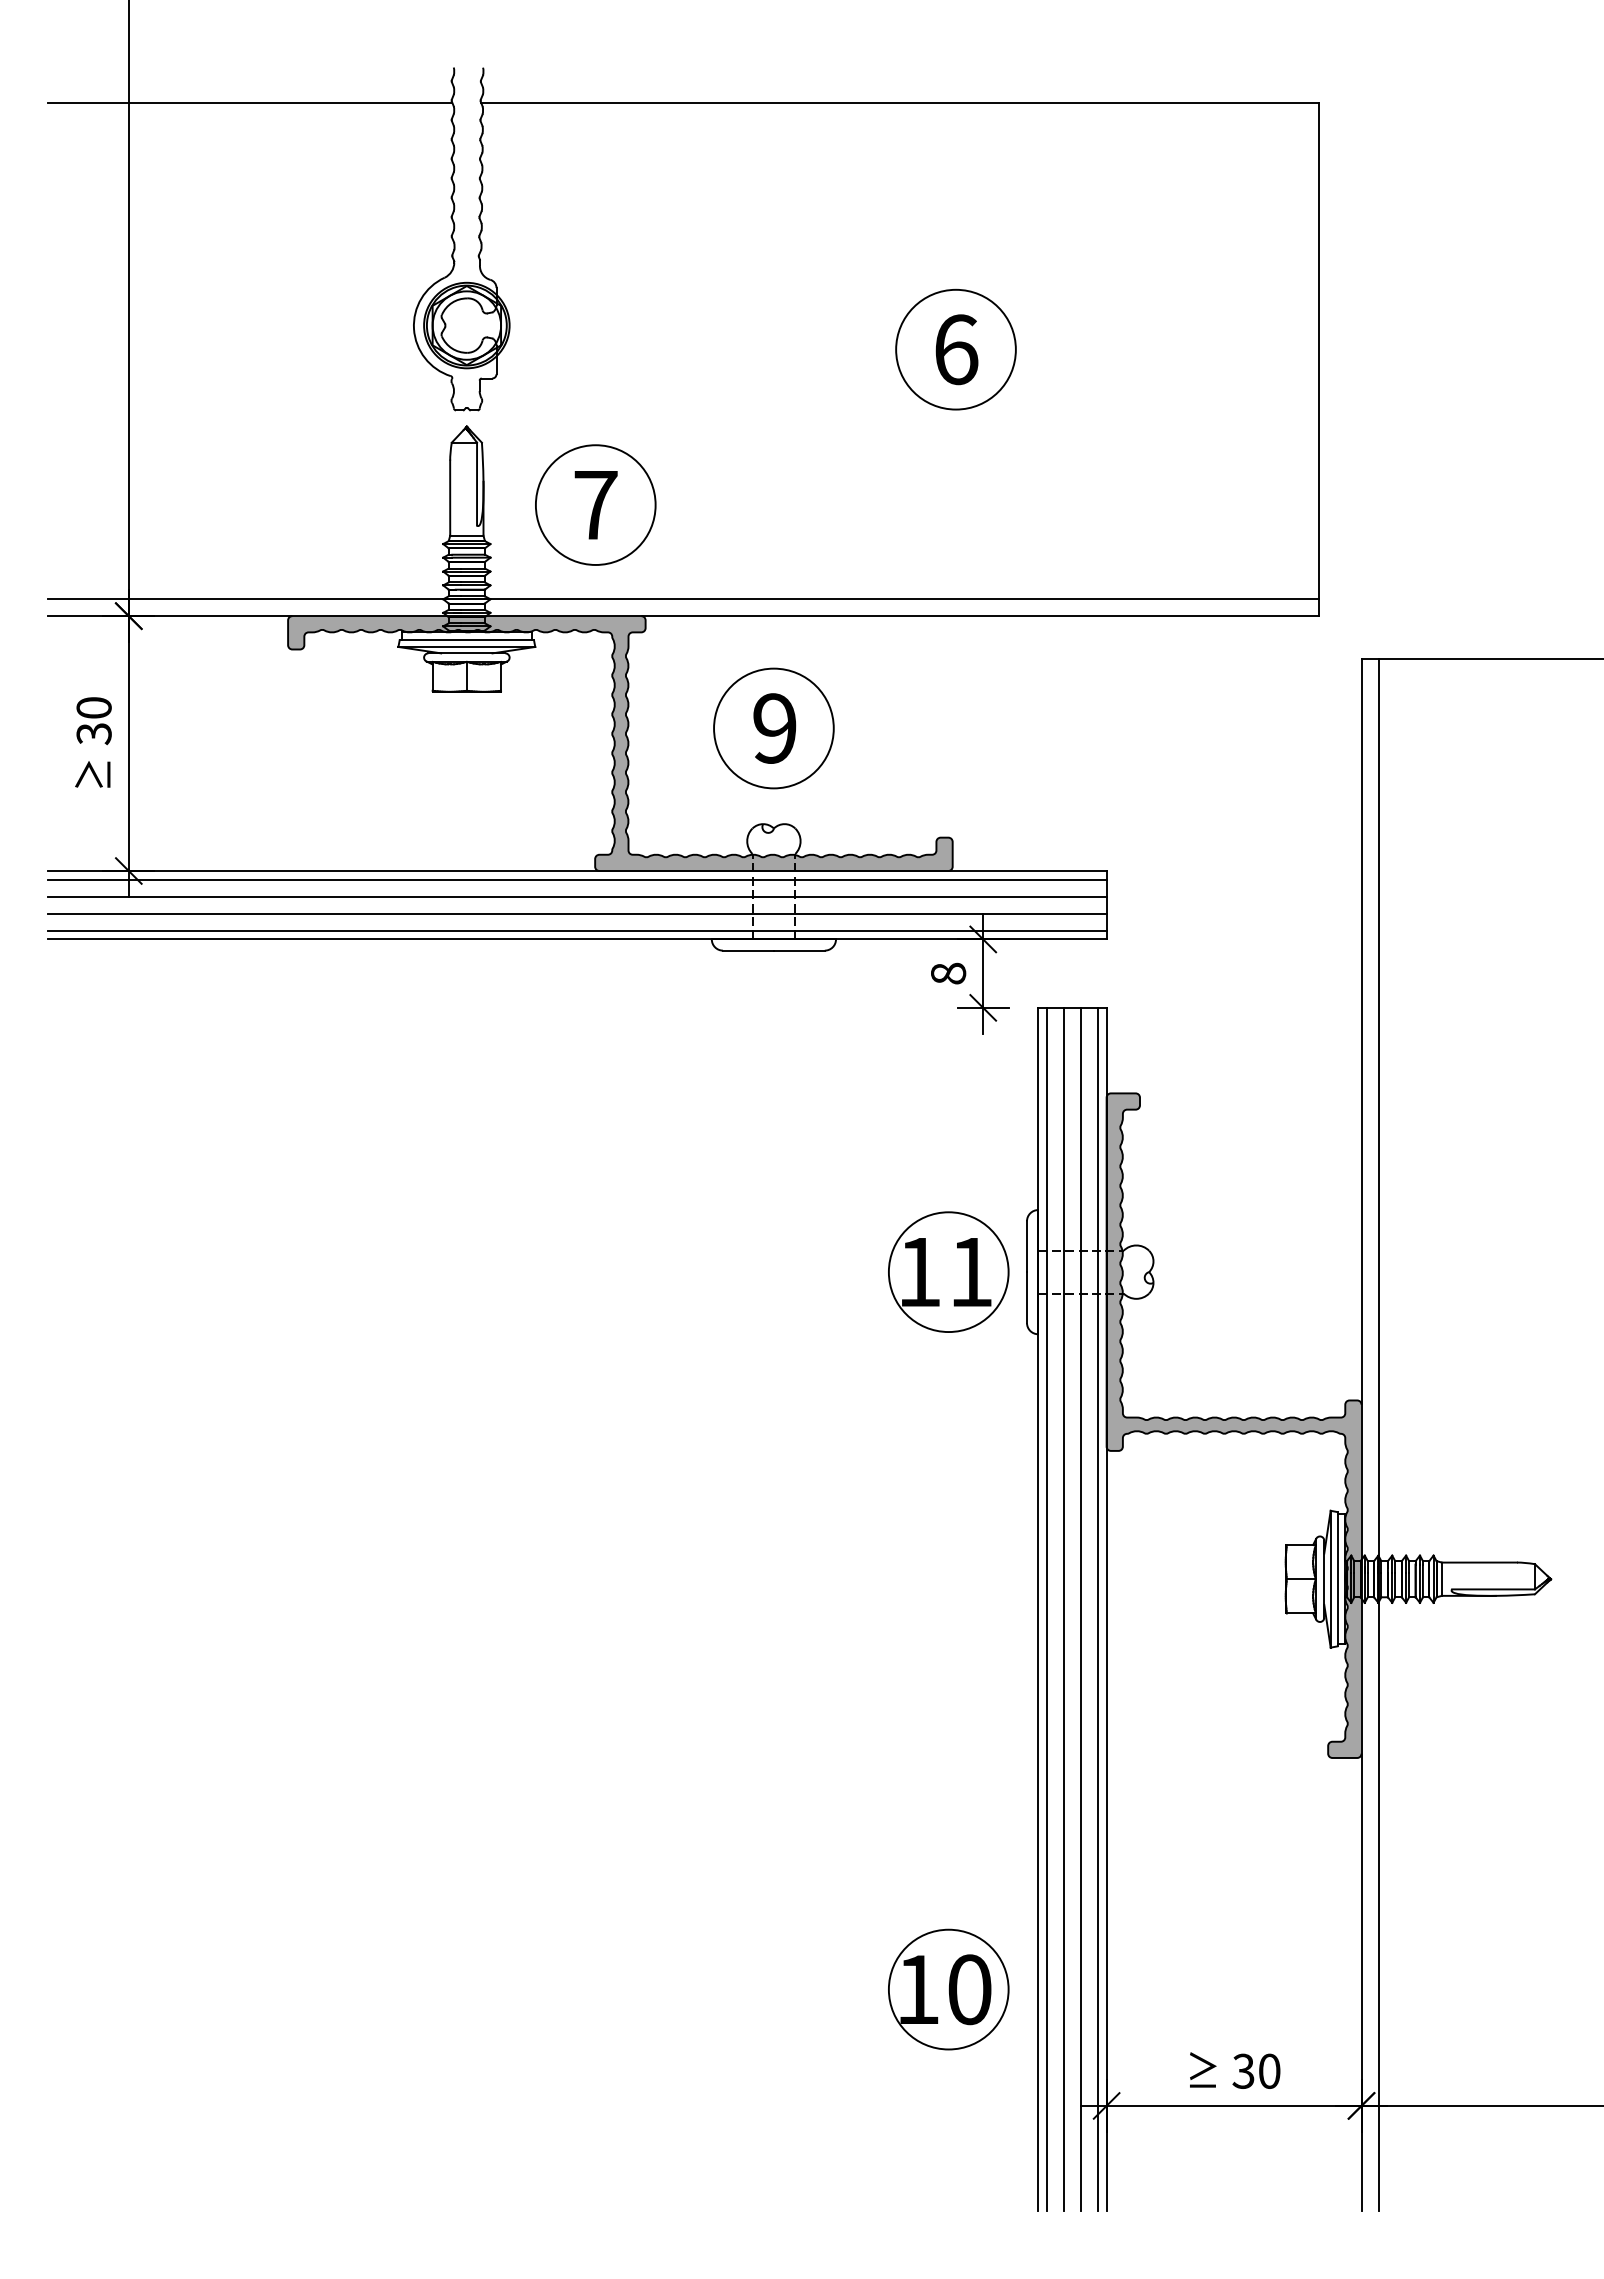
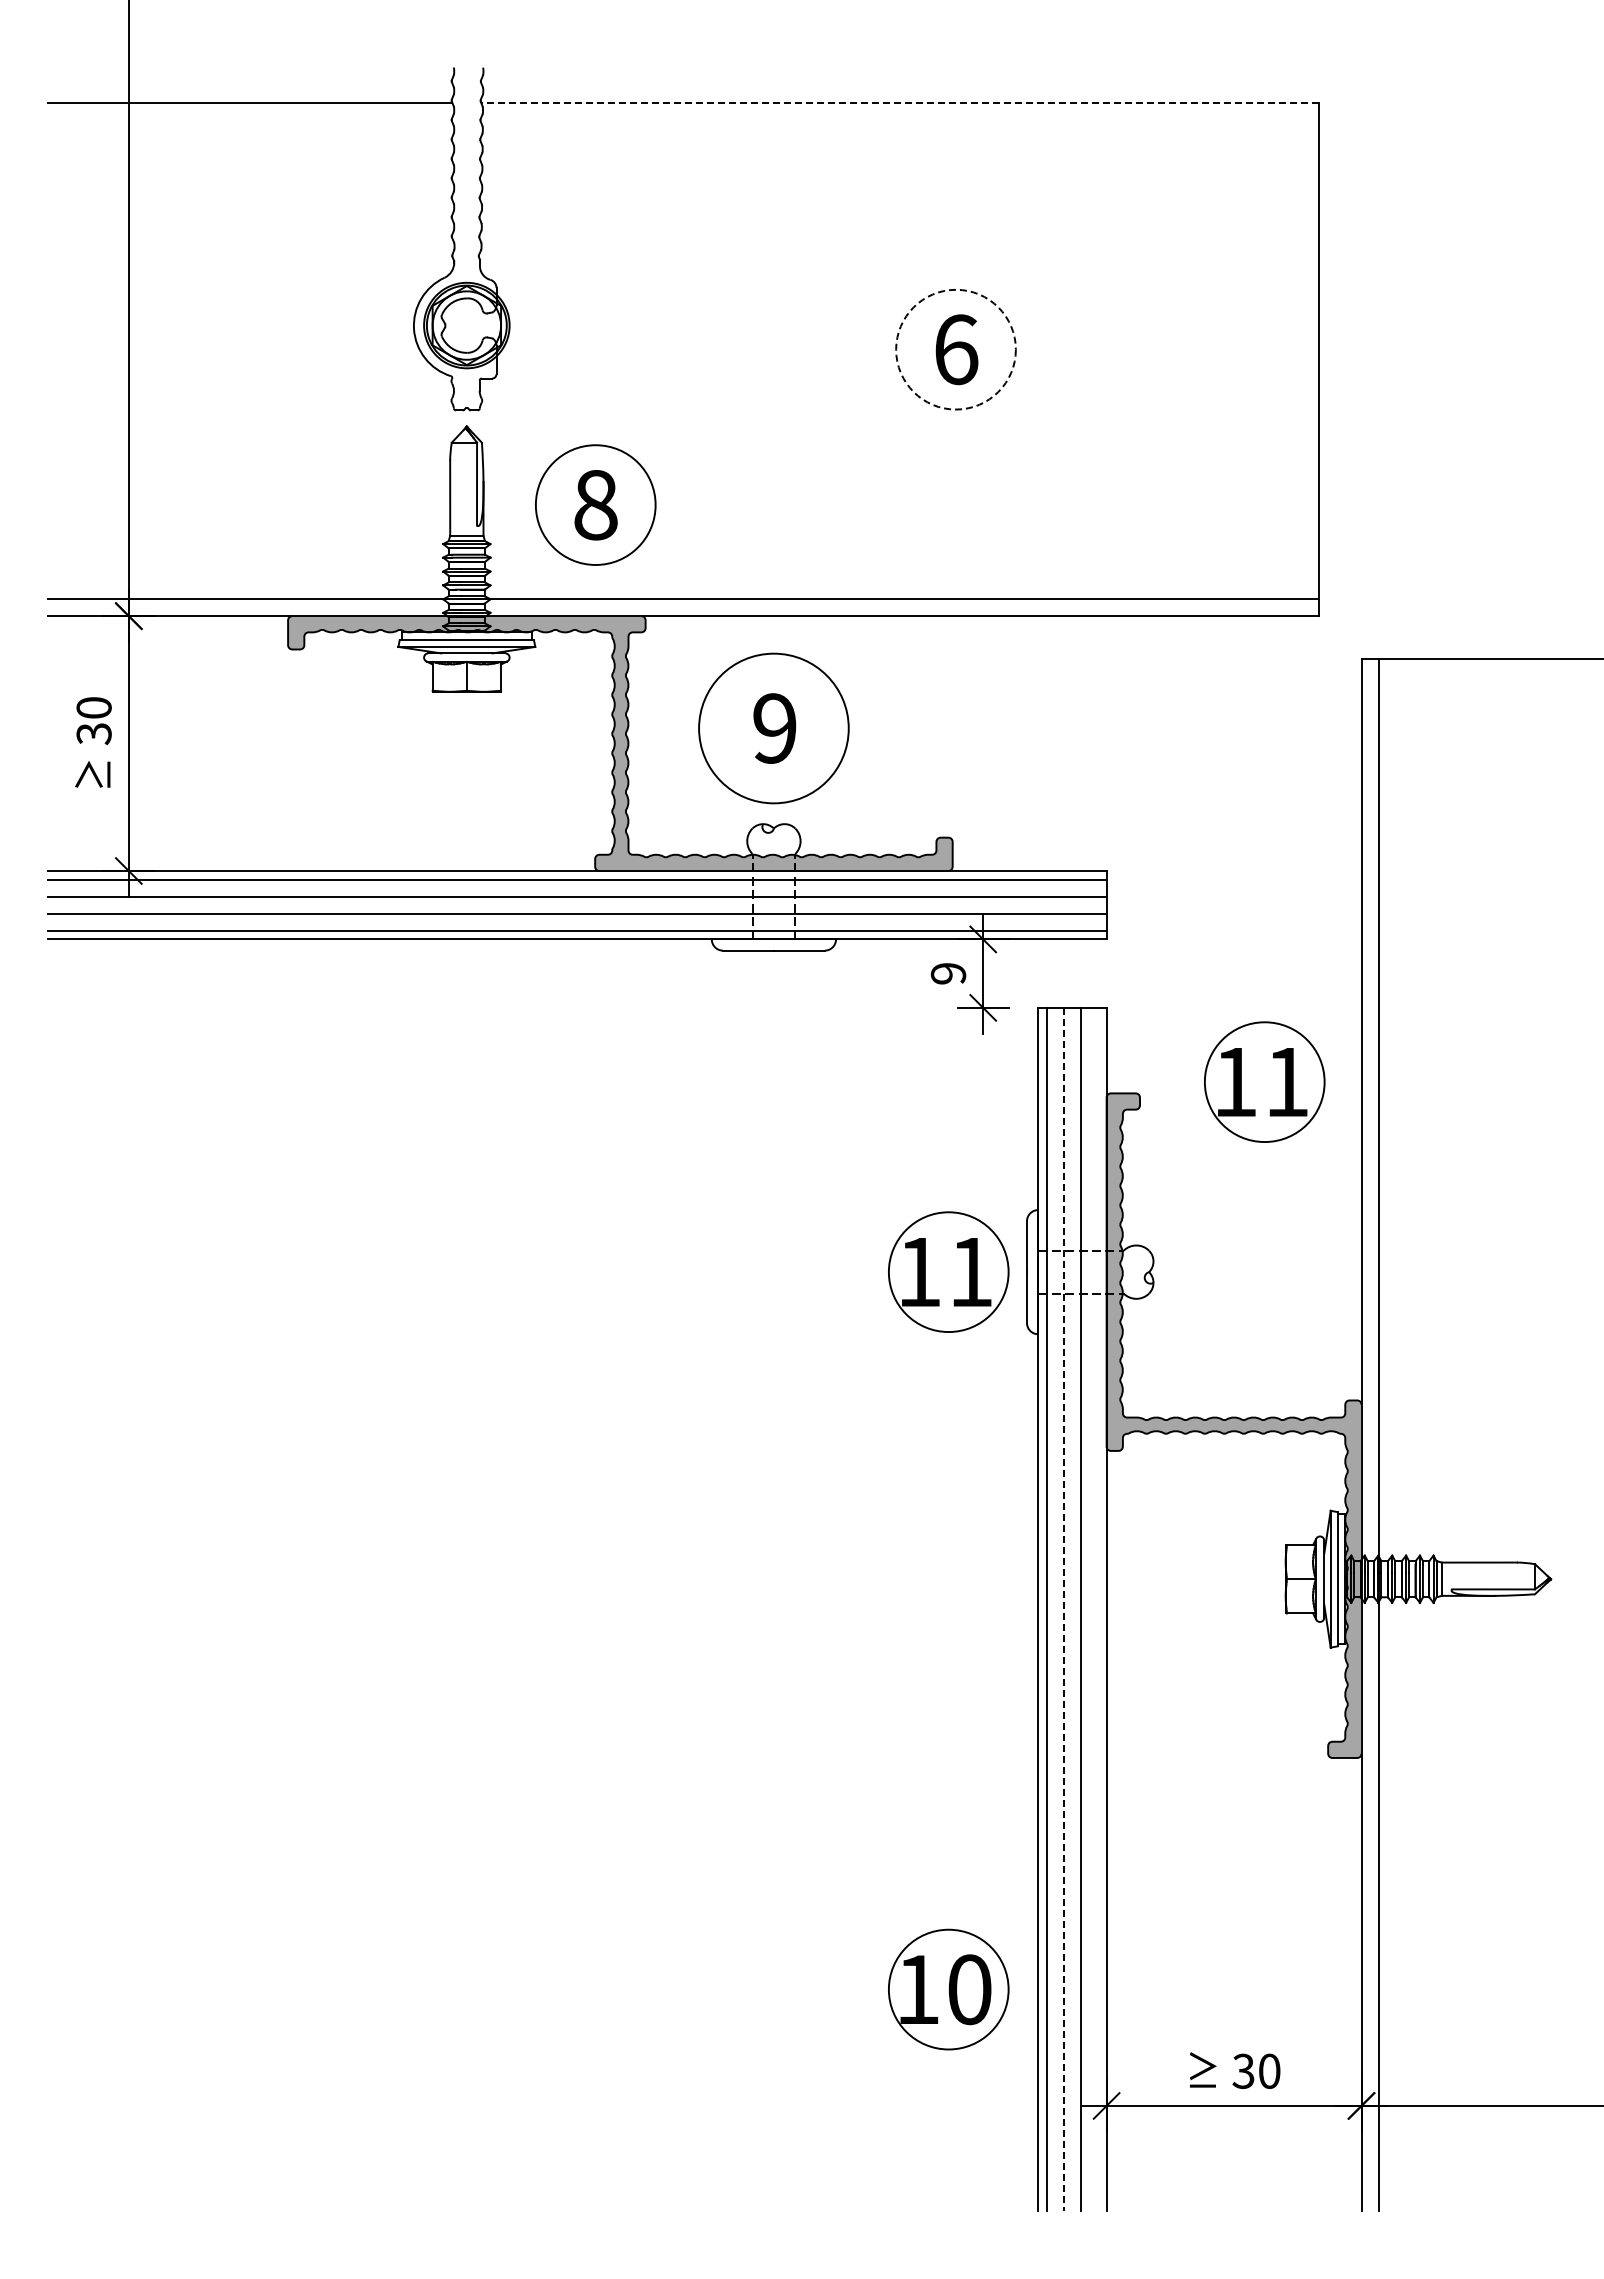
line: solid -> dashed (899, 102)
circle: solid -> dashed (955, 349)
text: 7 -> 8 (595, 505)
circle diameter: 120 px -> 150 px (773, 728)
text: 8 -> 9 (948, 973)
part: none -> present (1264, 1081)
line: present -> none (1098, 1608)
line: solid -> dashed (1063, 1609)
